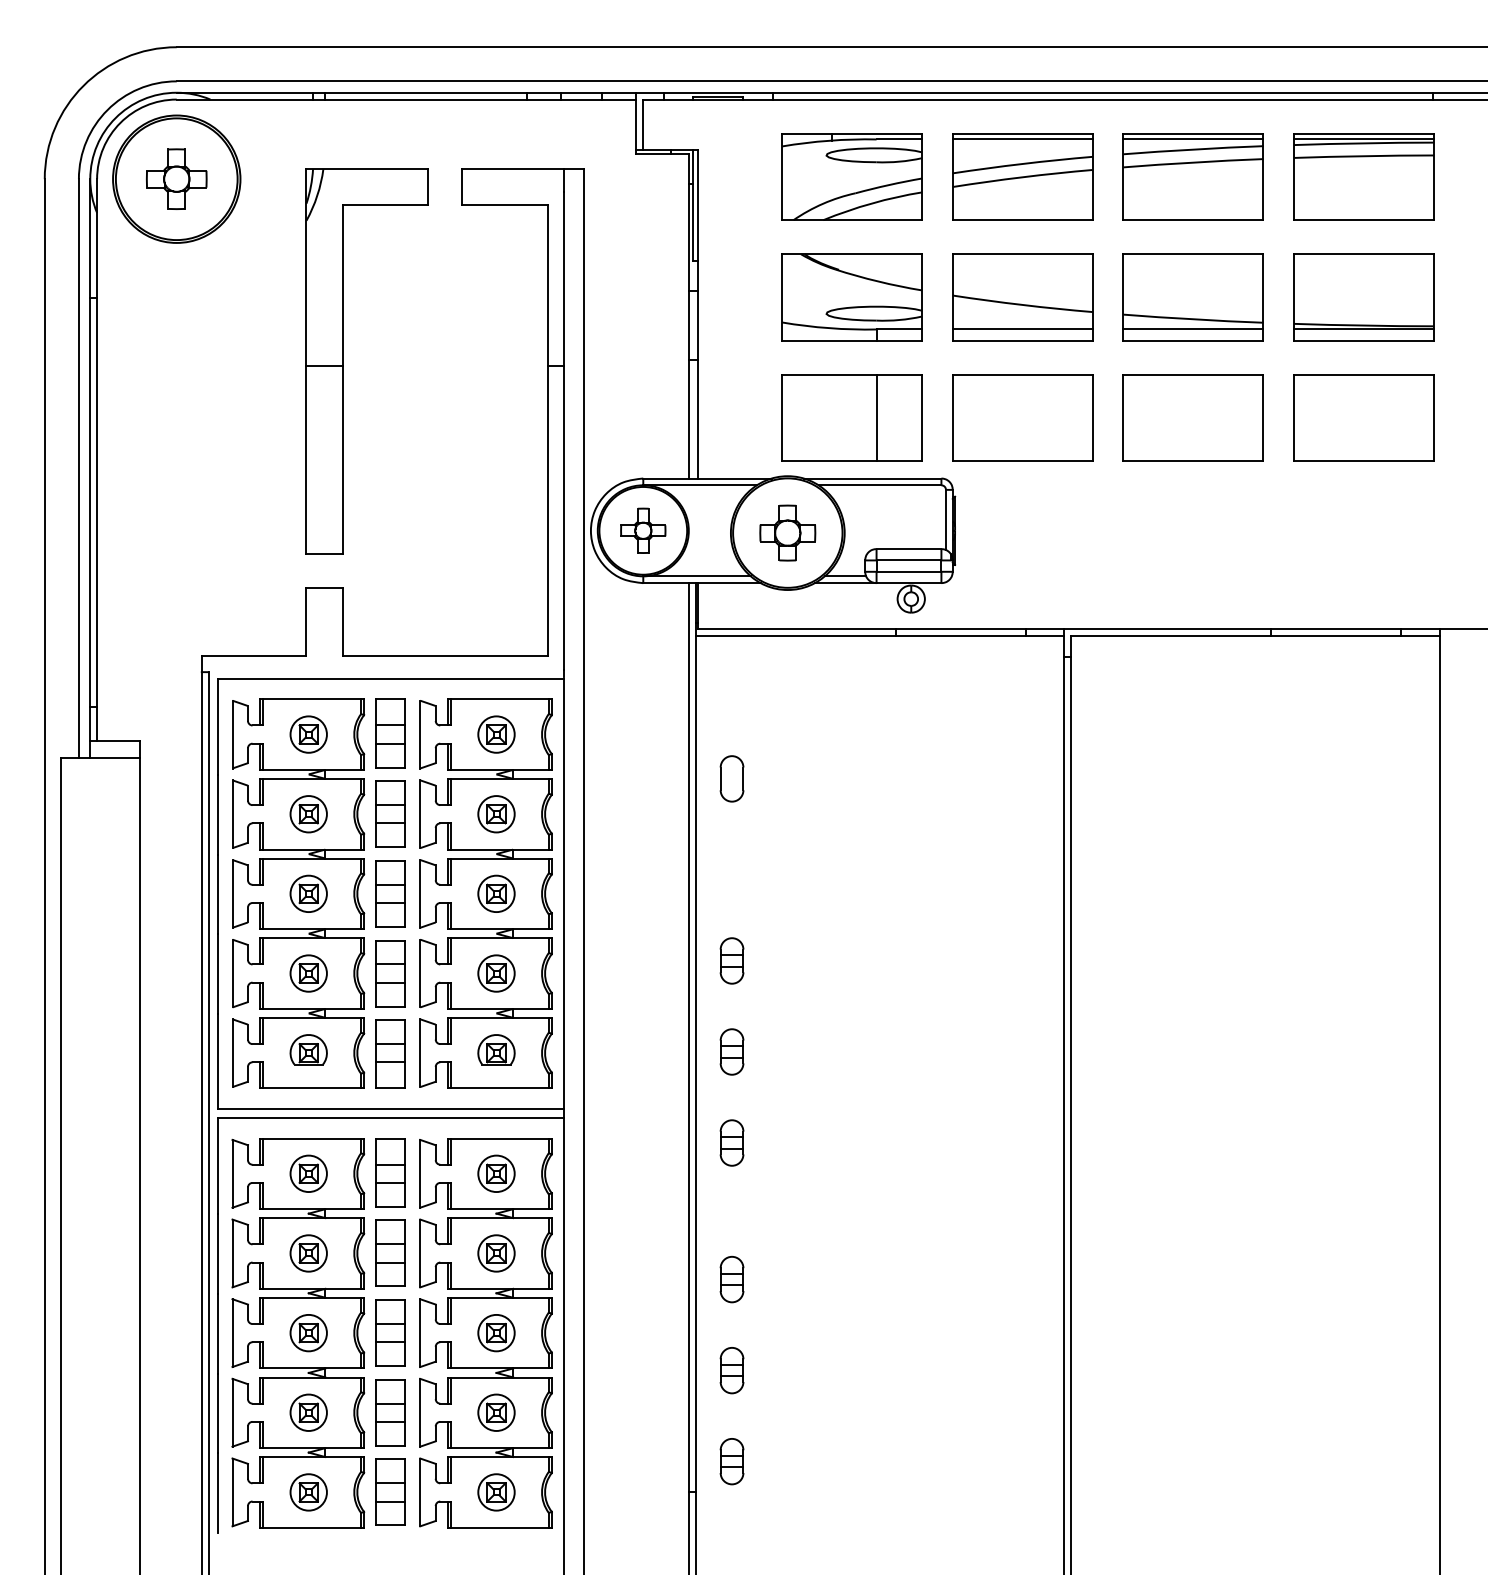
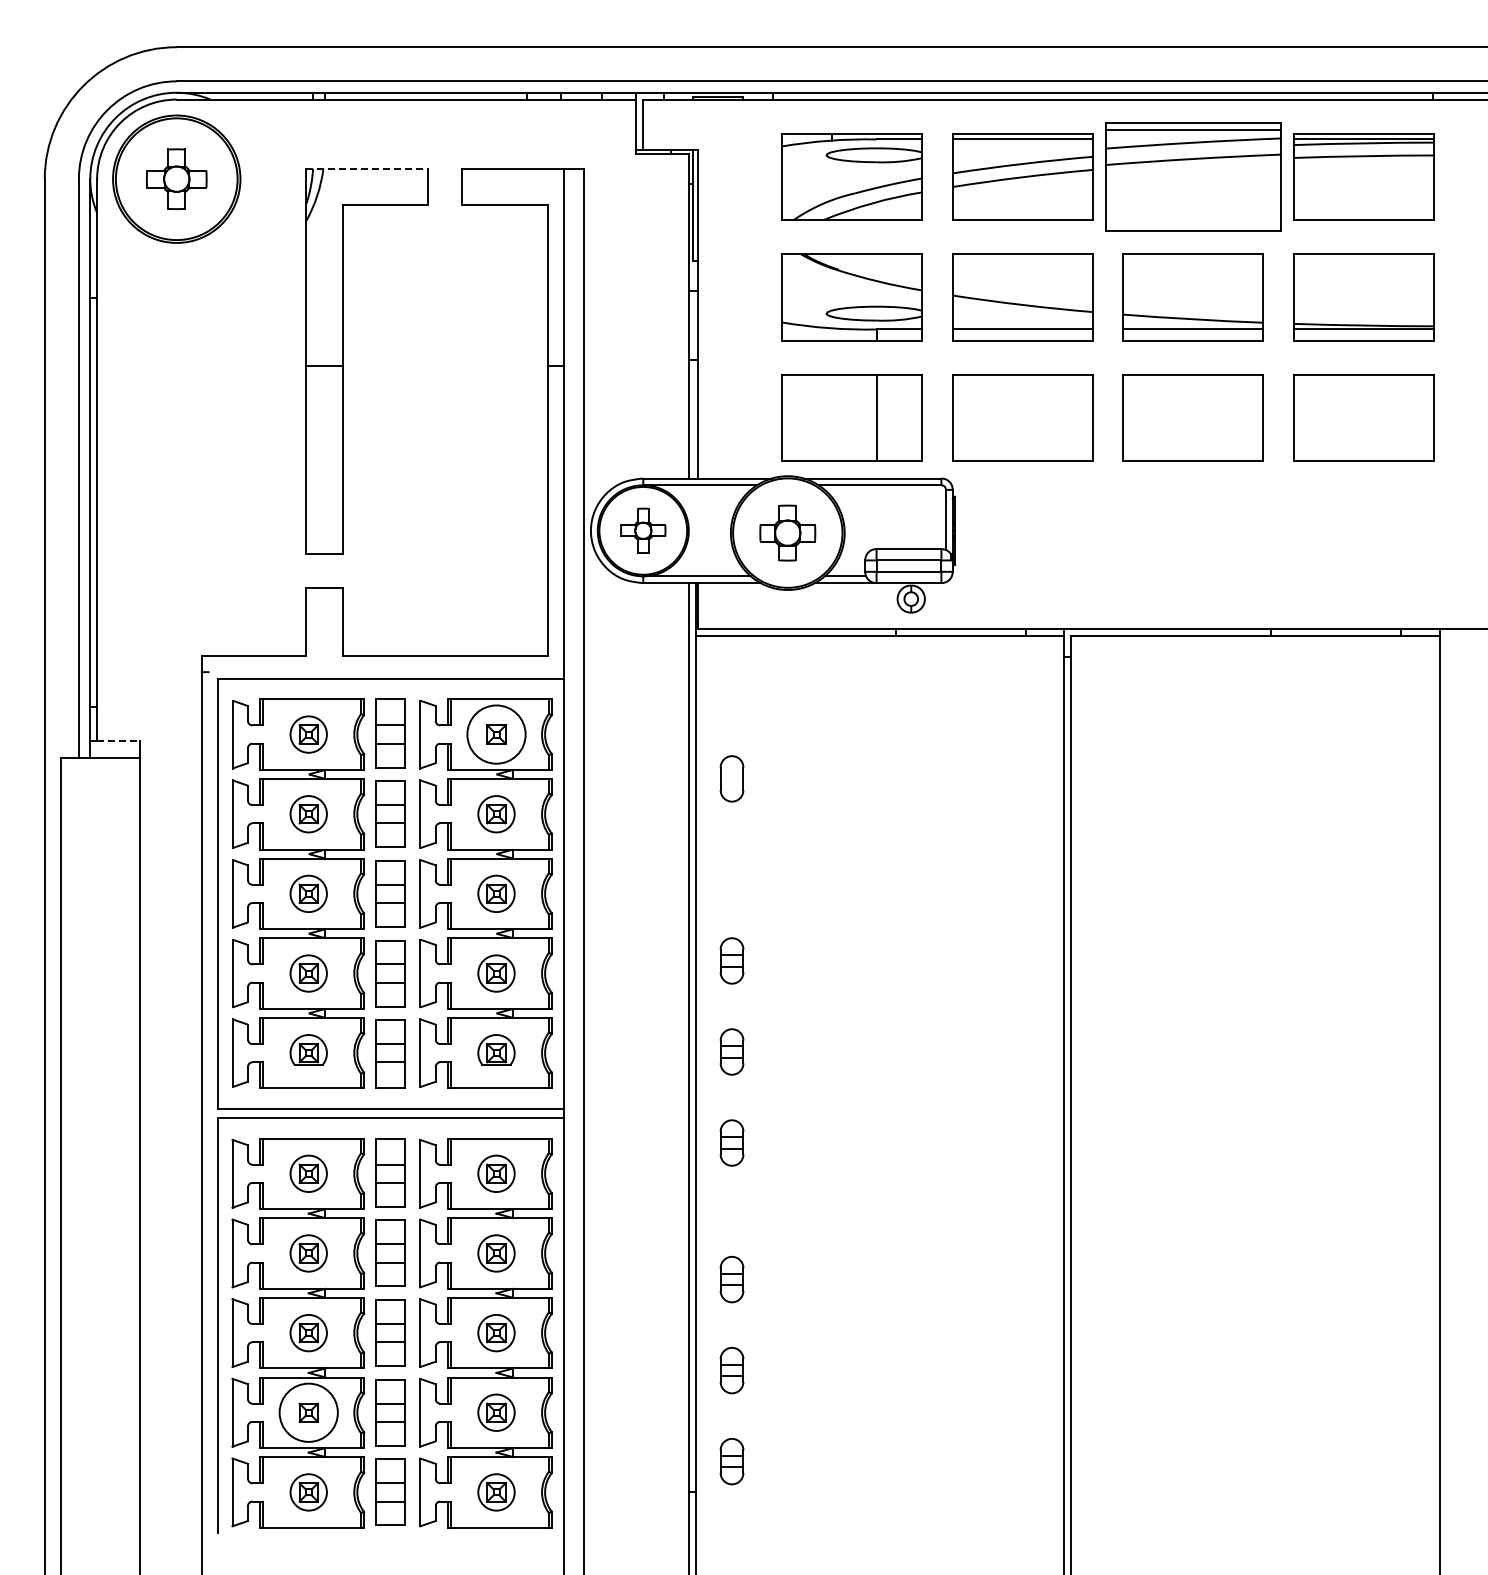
line: solid -> dashed (367, 169)
part size: 142x88 px -> 177x110 px (1193, 176)
circle diameter: 36 px -> 58 px (496, 734)
line: solid -> dashed (118, 741)
line: present -> none (208, 1121)
circle diameter: 36 px -> 58 px (308, 1412)
